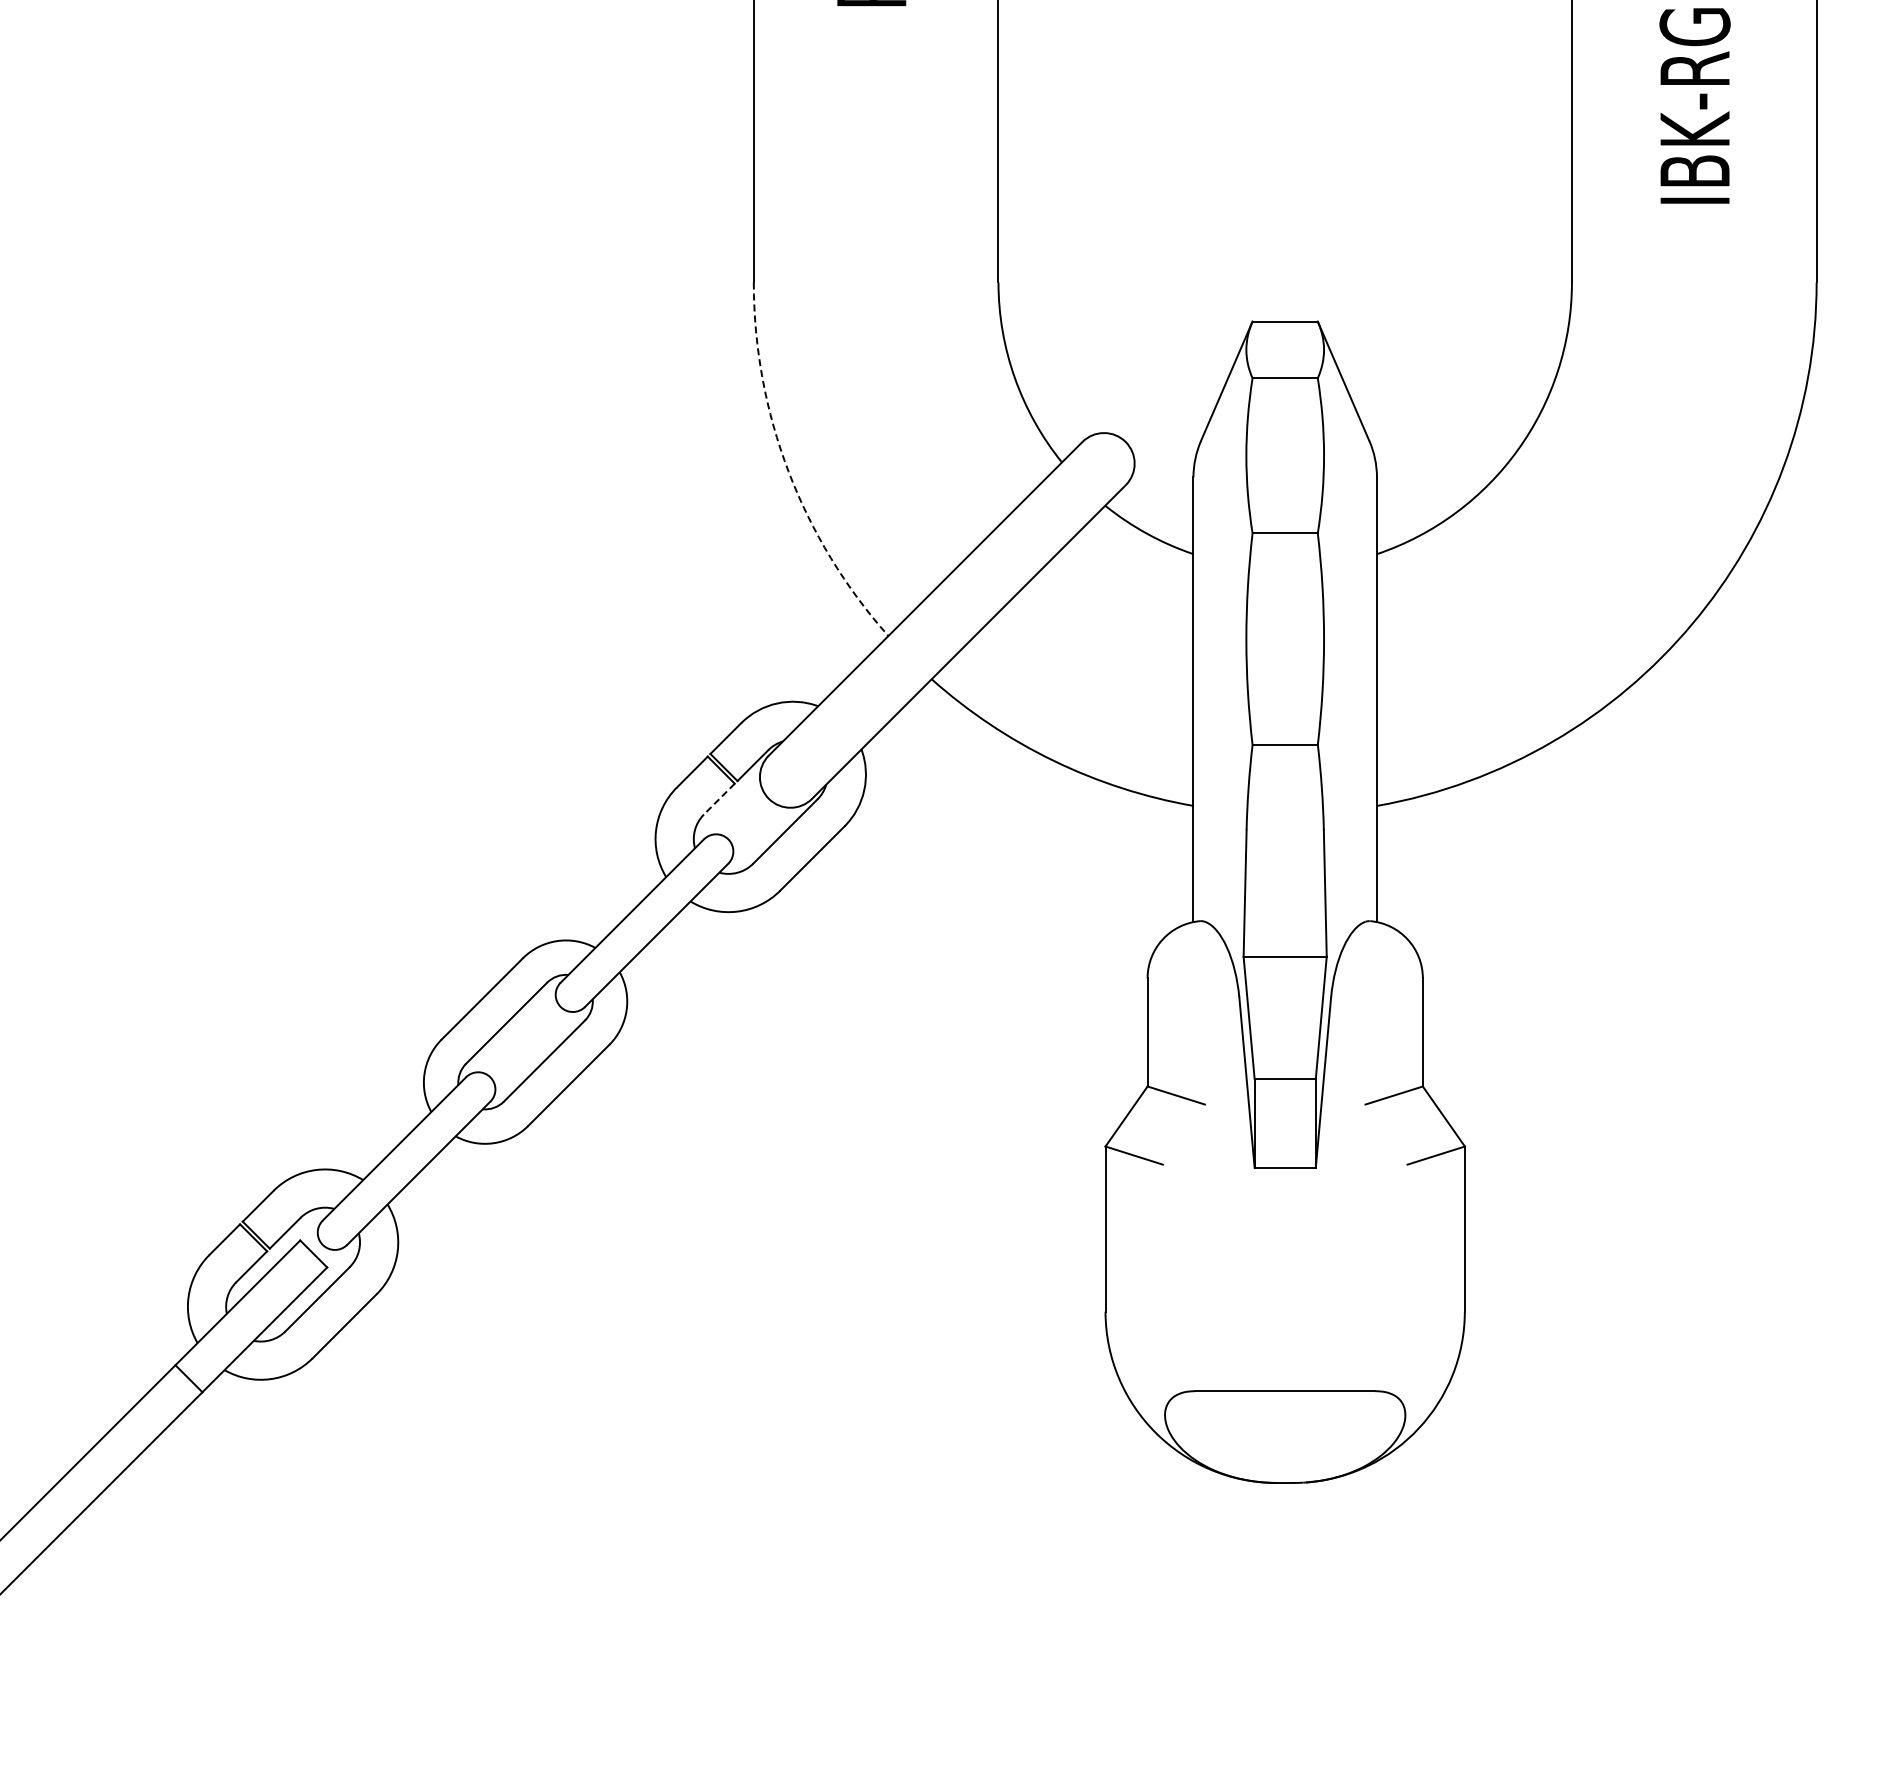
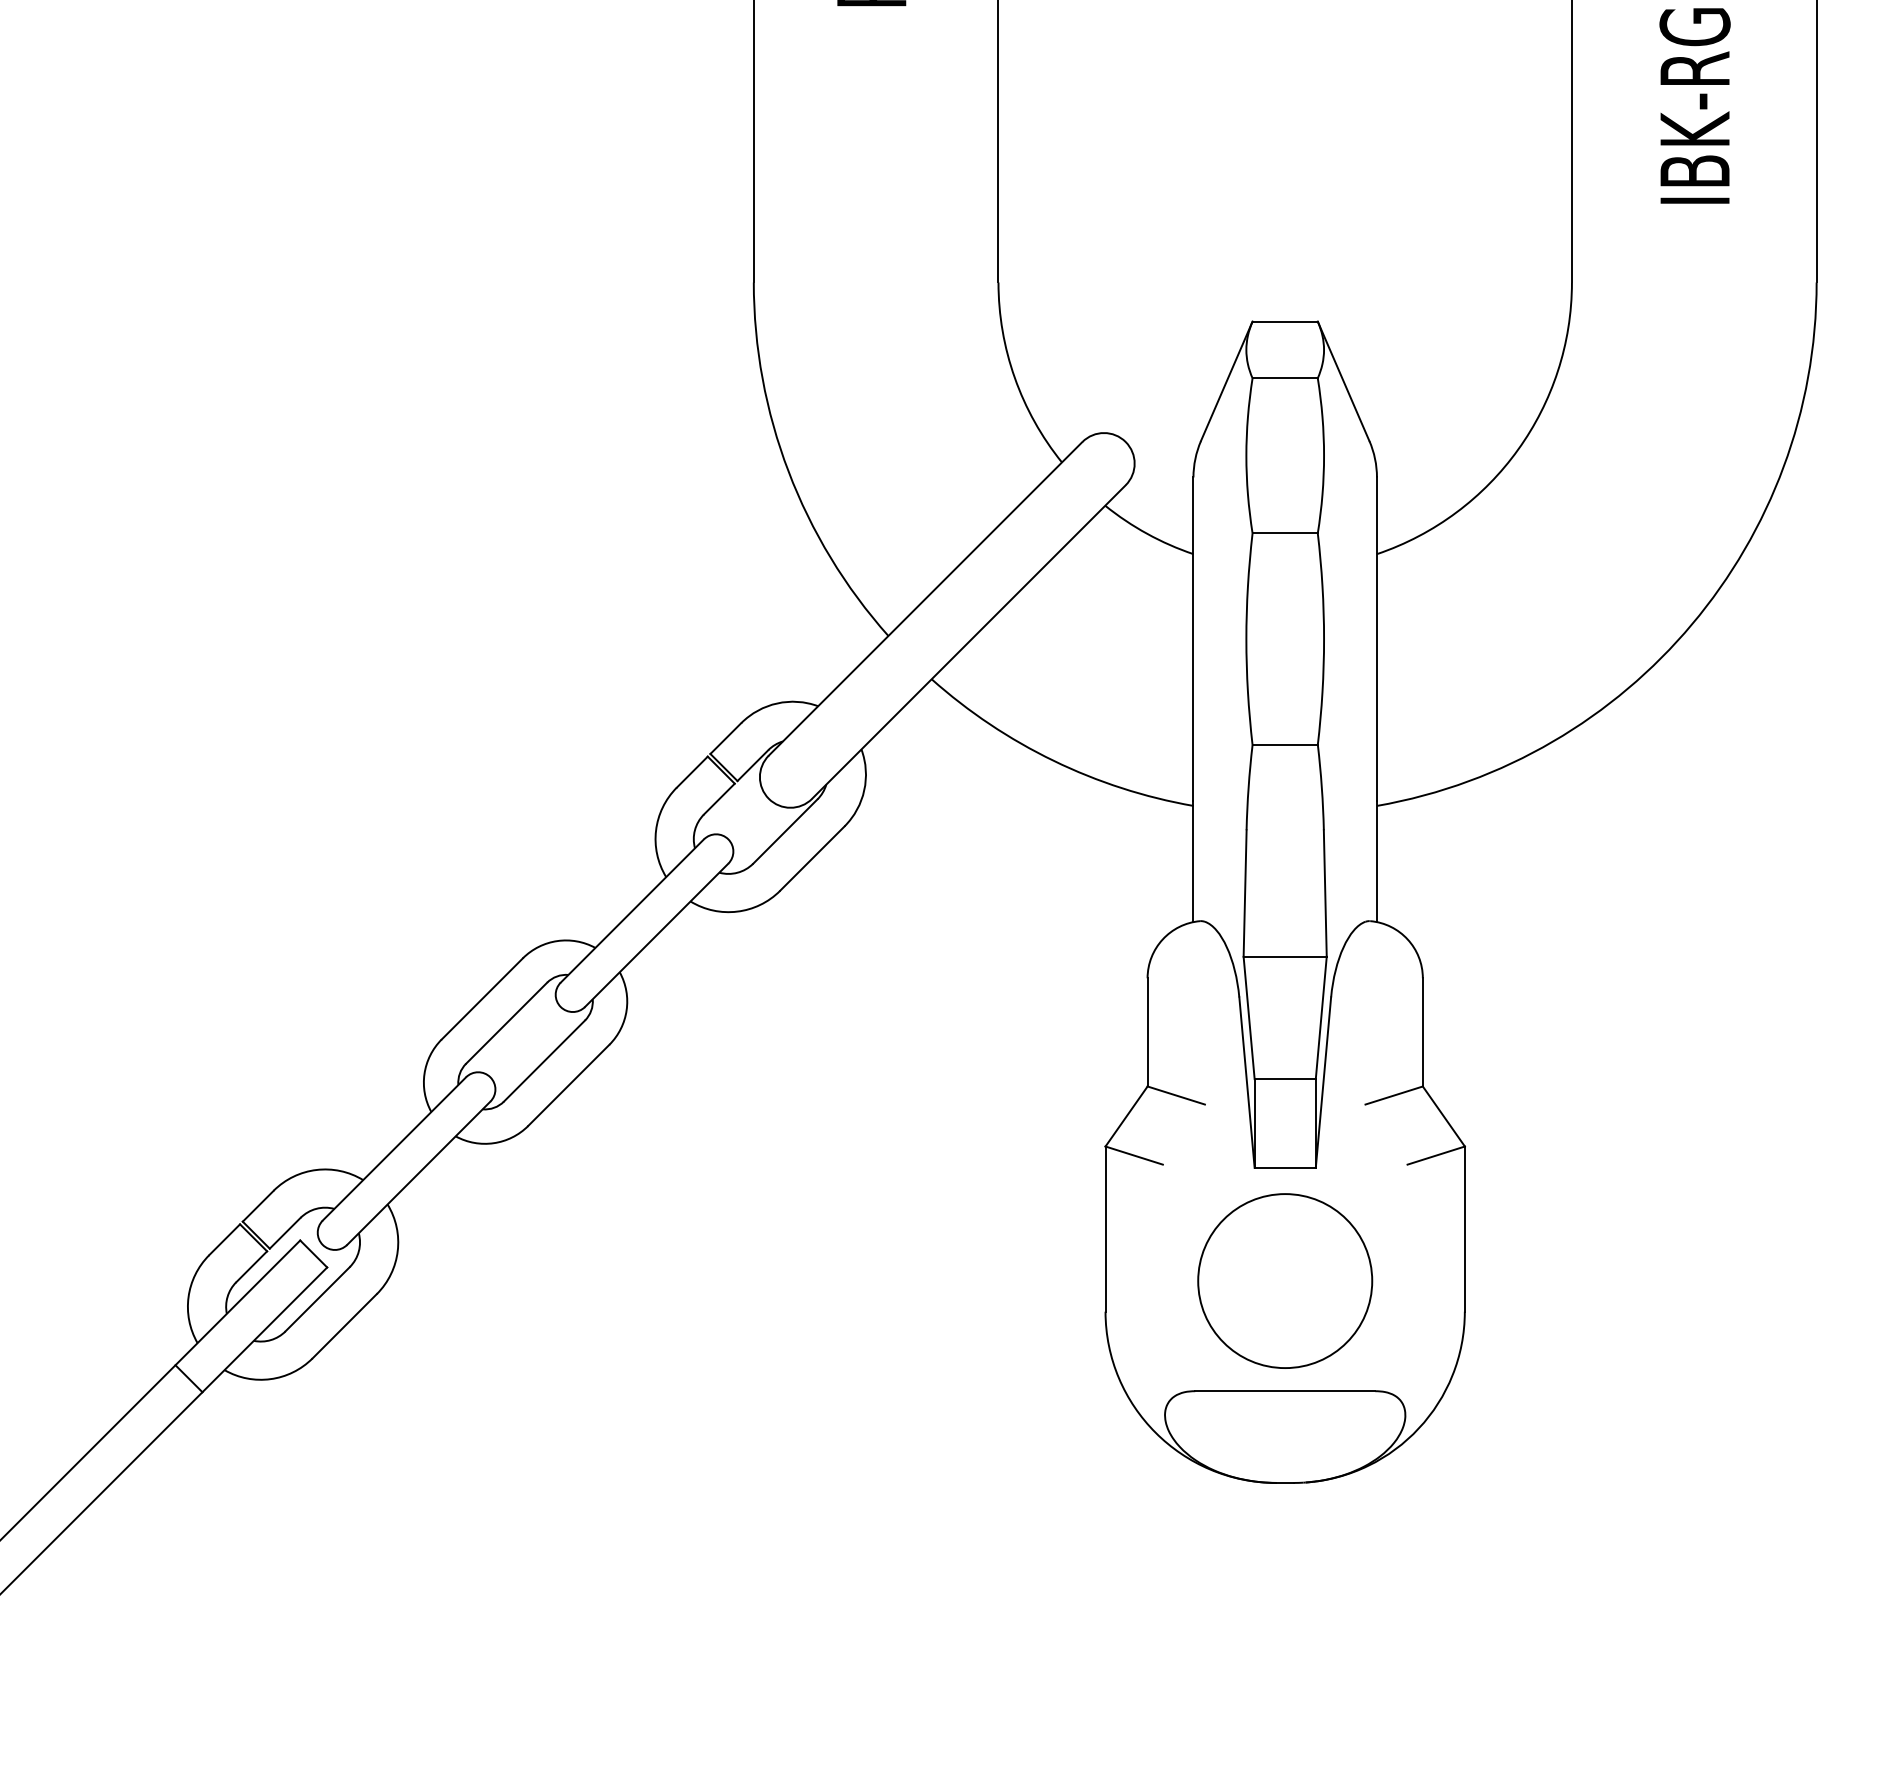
arc: dashed -> solid (788, 471)
line: dashed -> solid (719, 799)
circle: none -> present (1285, 1280)
